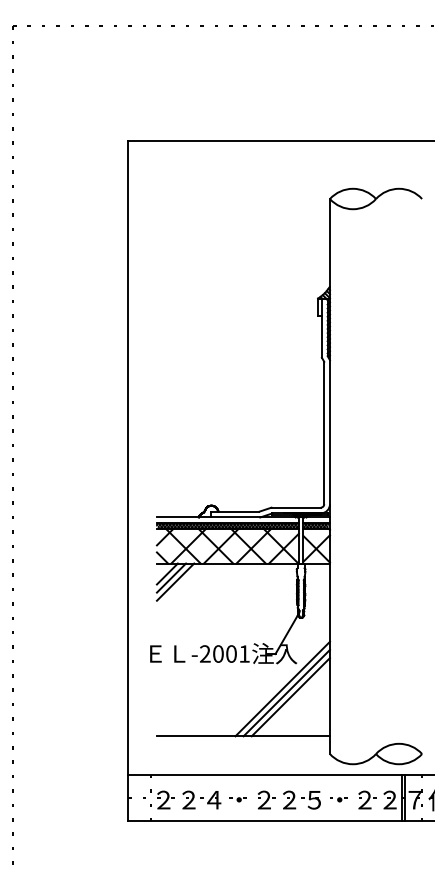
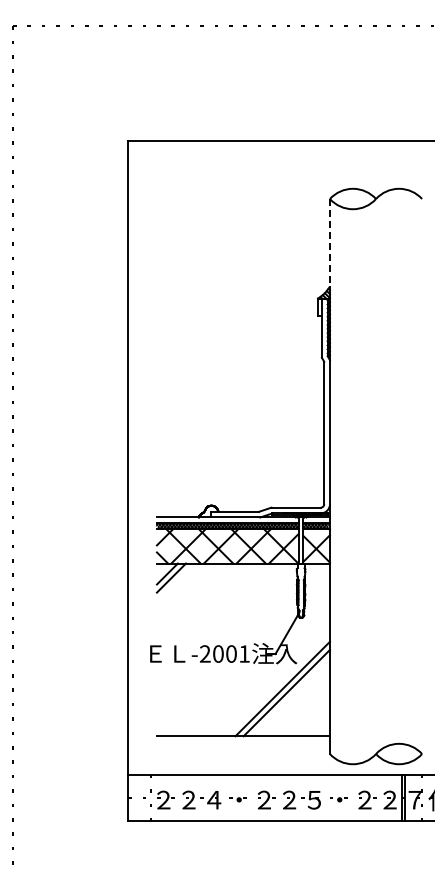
line: solid -> dashed (329, 242)
line: present -> none (175, 581)
line: present -> none (290, 697)
